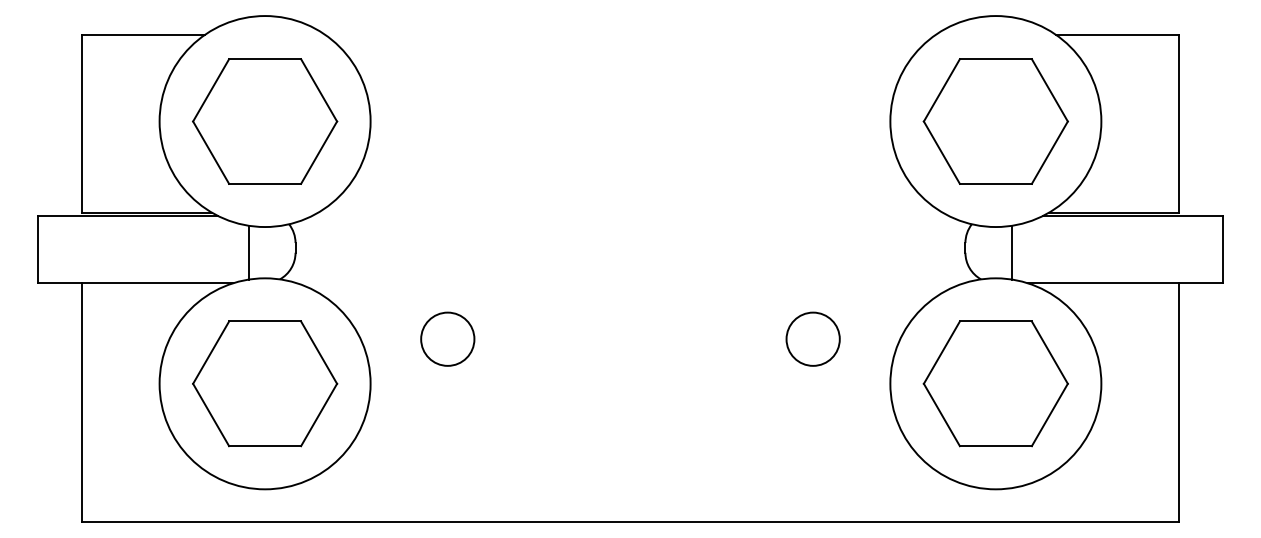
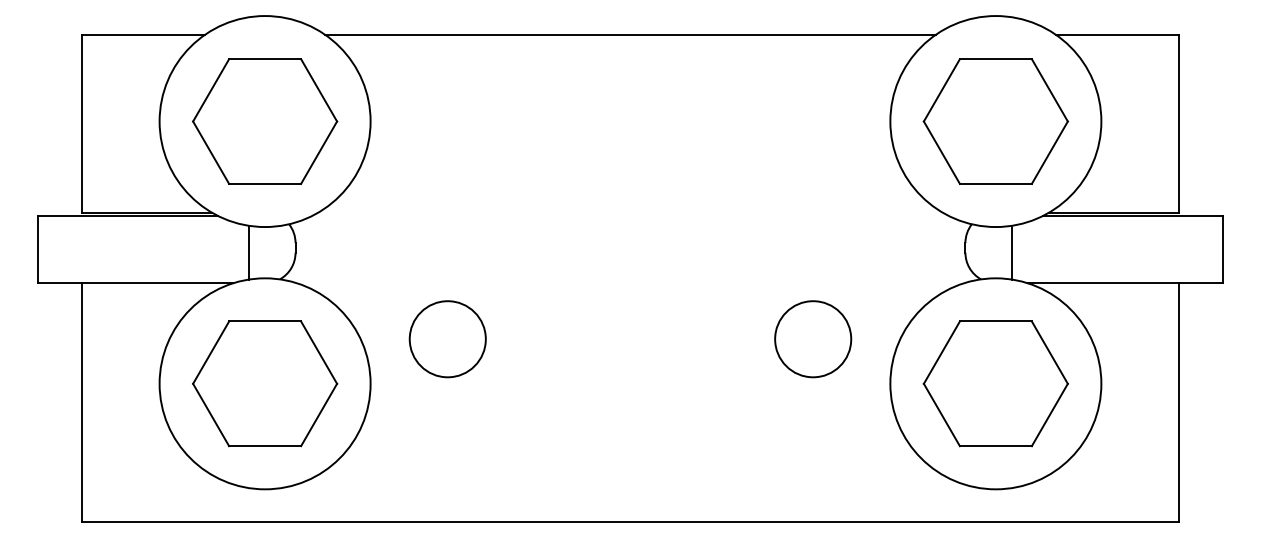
line: none -> present (630, 34)
circle diameter: 53 px -> 76 px (447, 339)
circle diameter: 53 px -> 76 px (813, 339)
